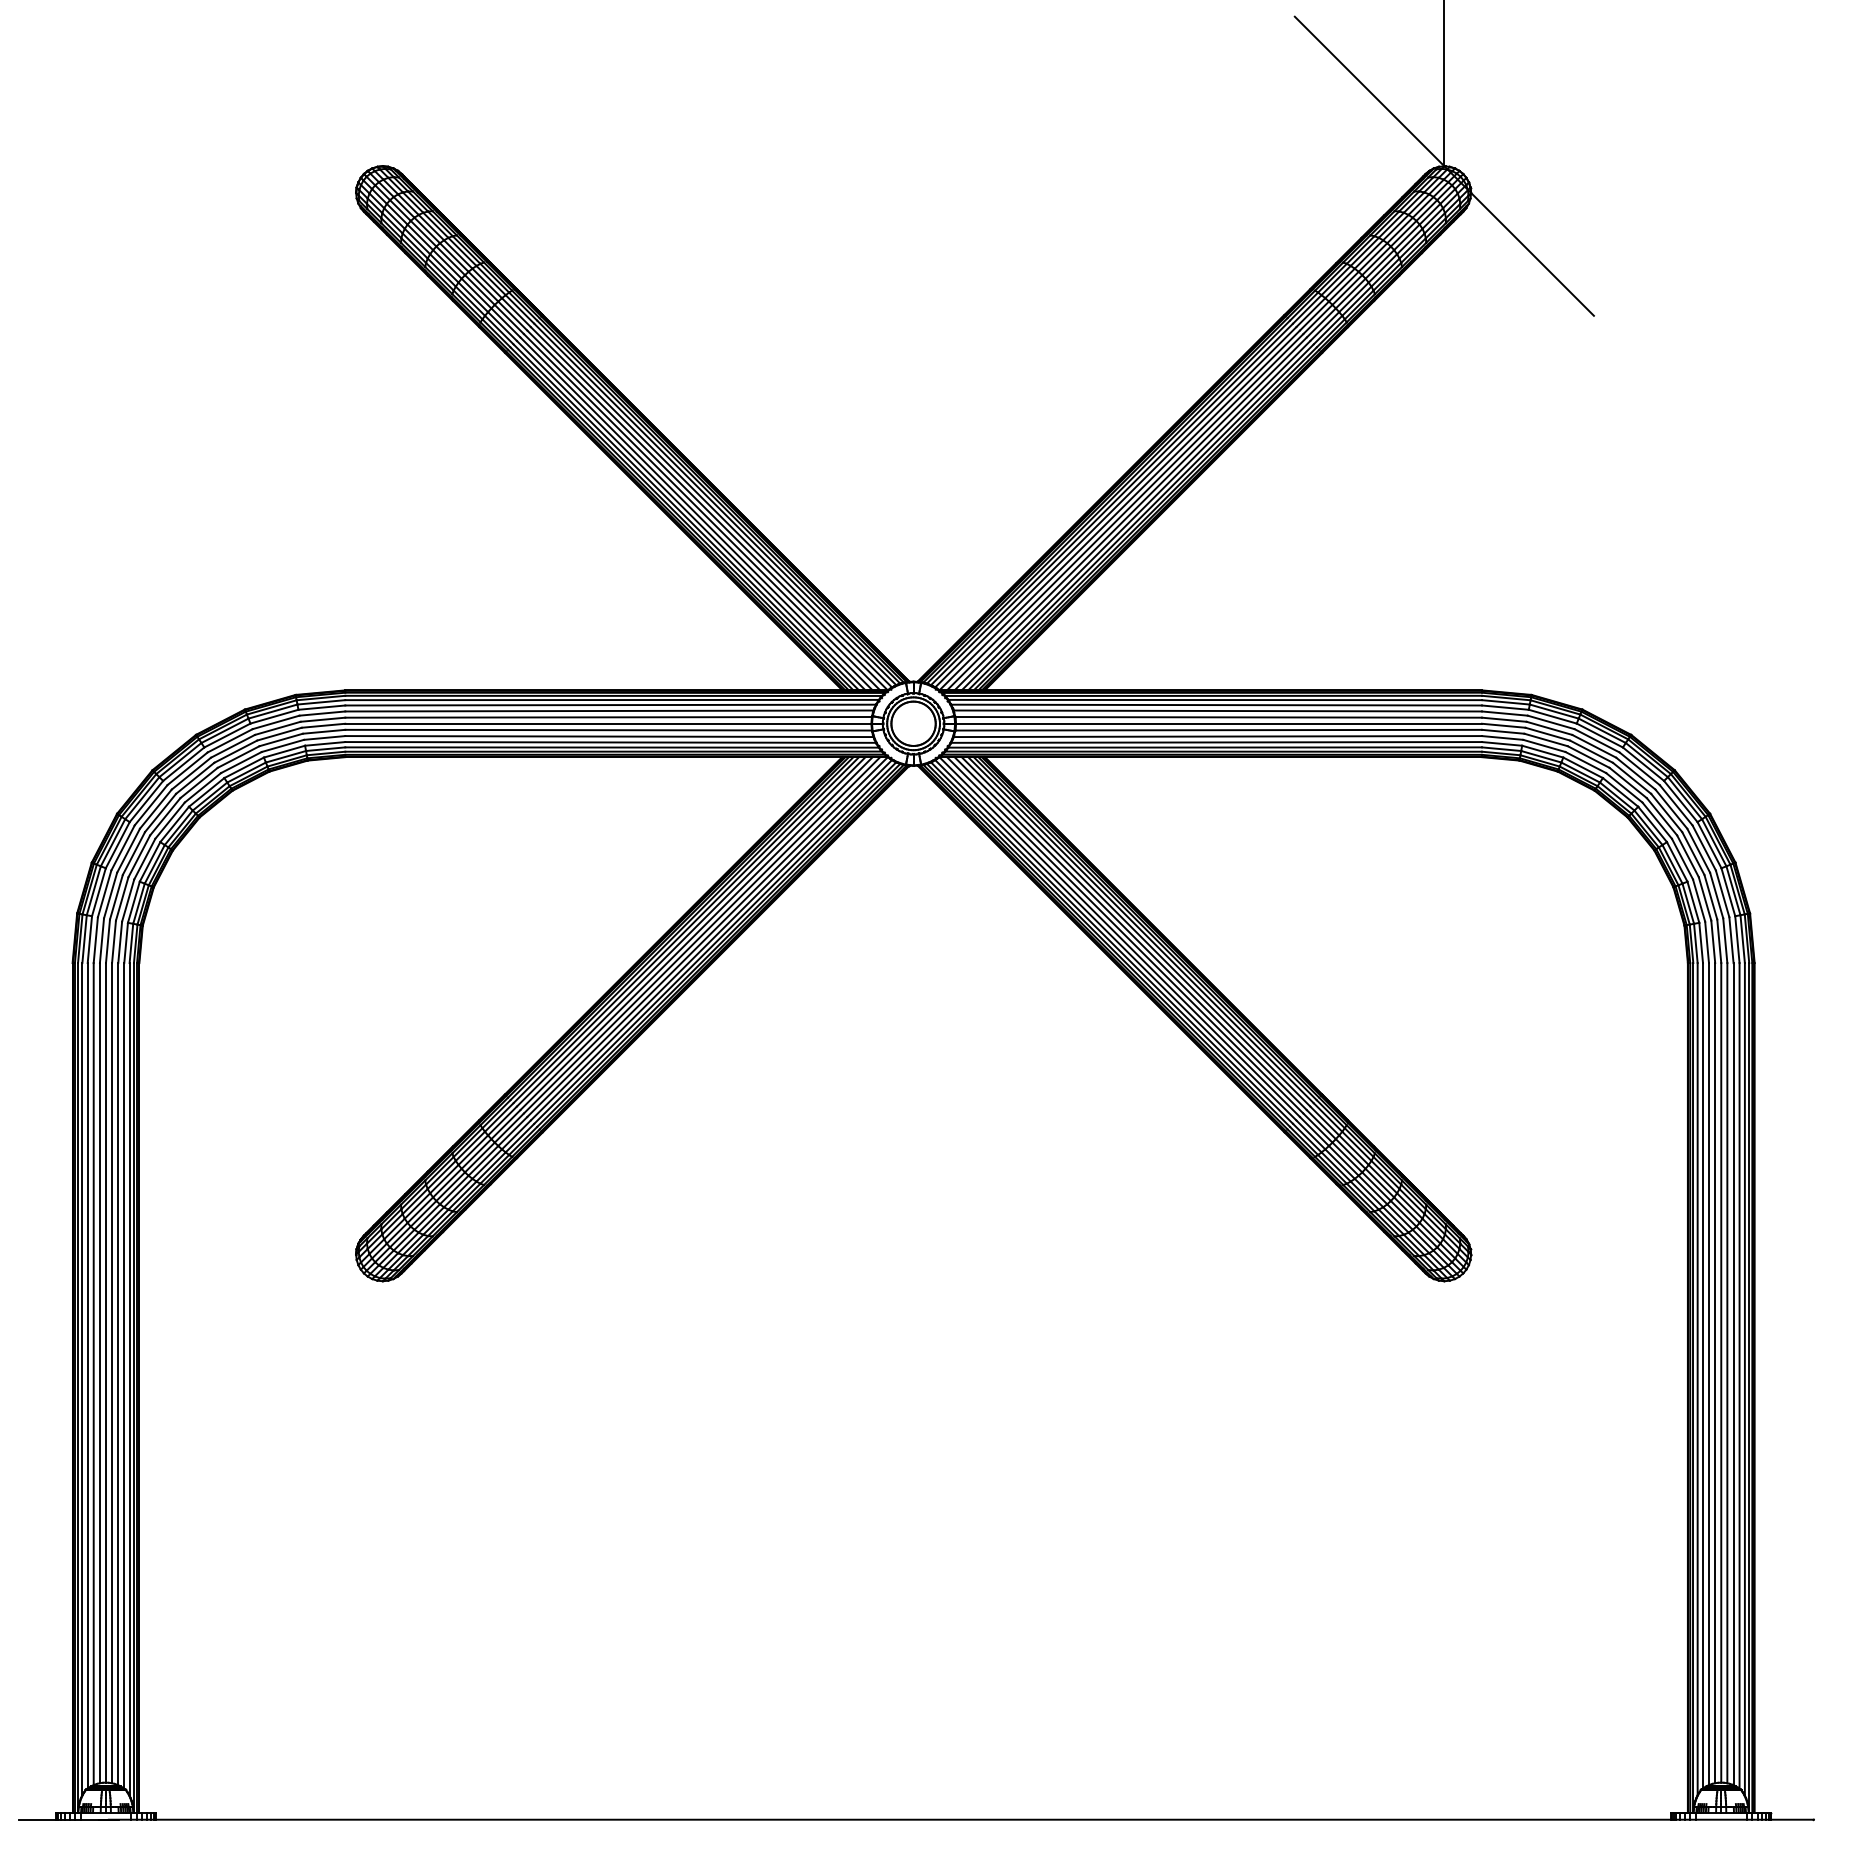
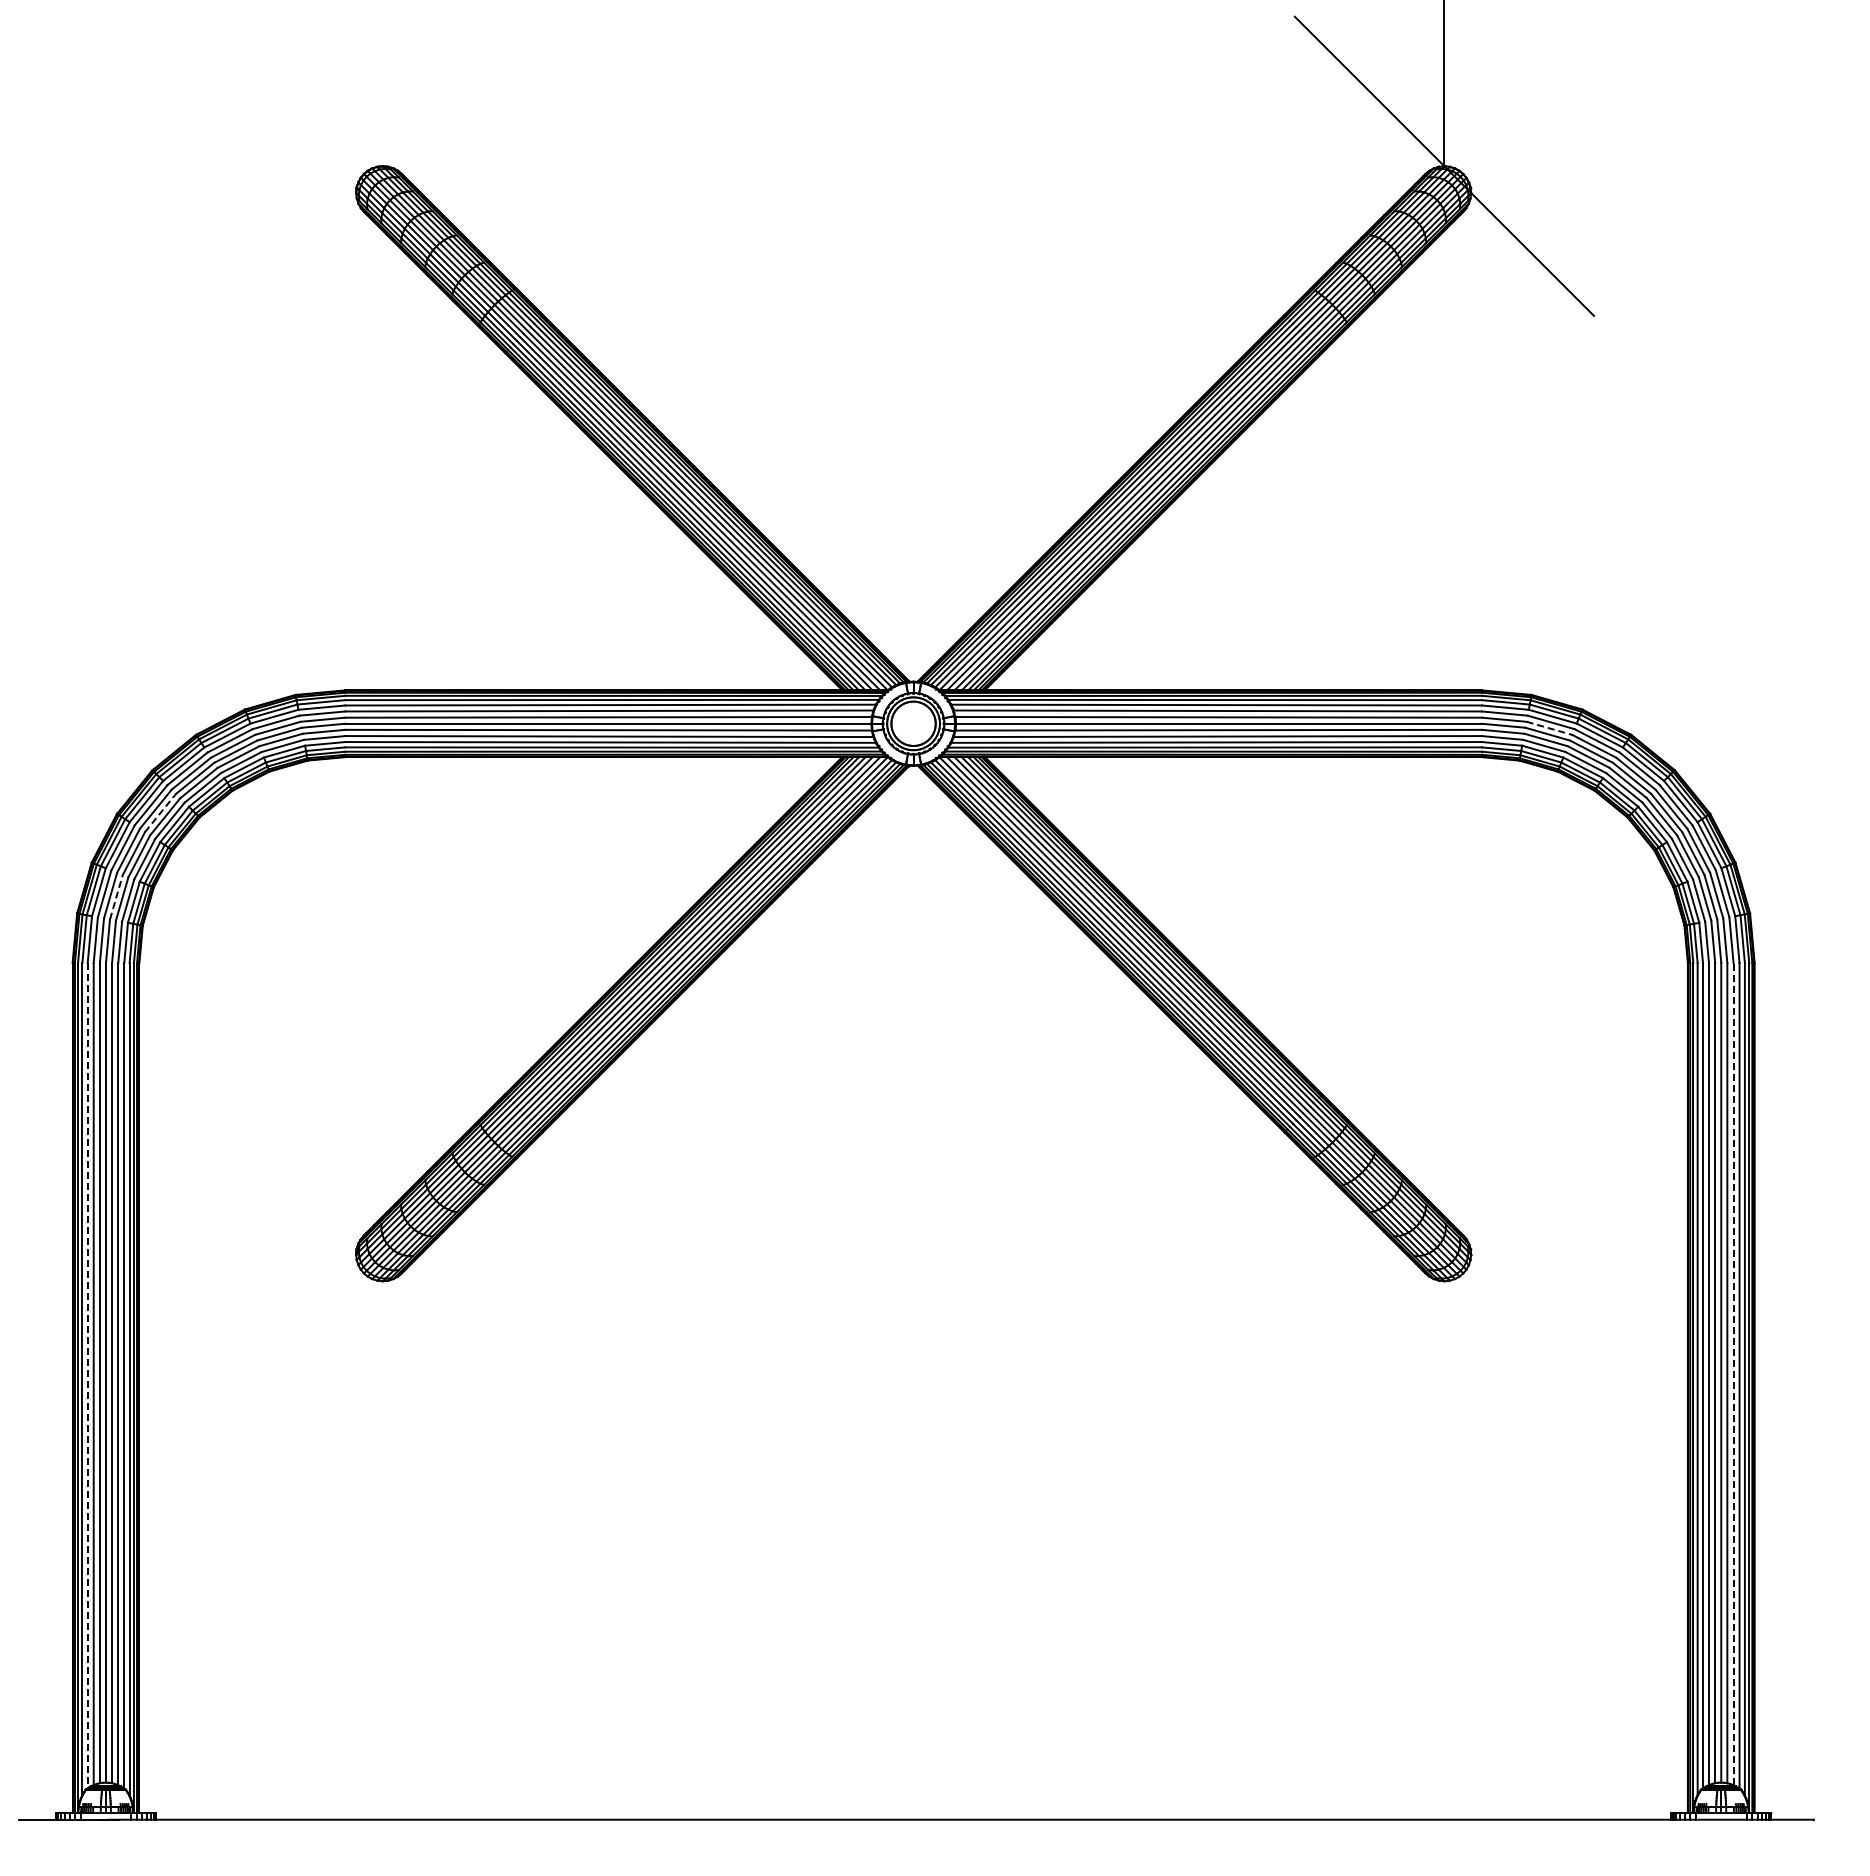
line: solid -> dashed (1549, 728)
line: solid -> dashed (160, 812)
line: solid -> dashed (116, 896)
line: solid -> dashed (1733, 1373)
line: solid -> dashed (87, 1375)
